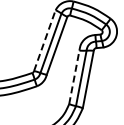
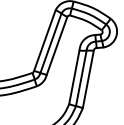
line: dashed -> solid (45, 40)
line: dashed -> solid (74, 76)
